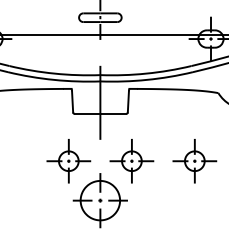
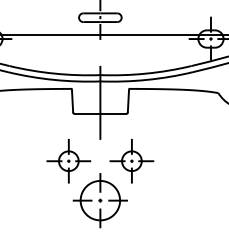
part: present -> none (194, 161)
